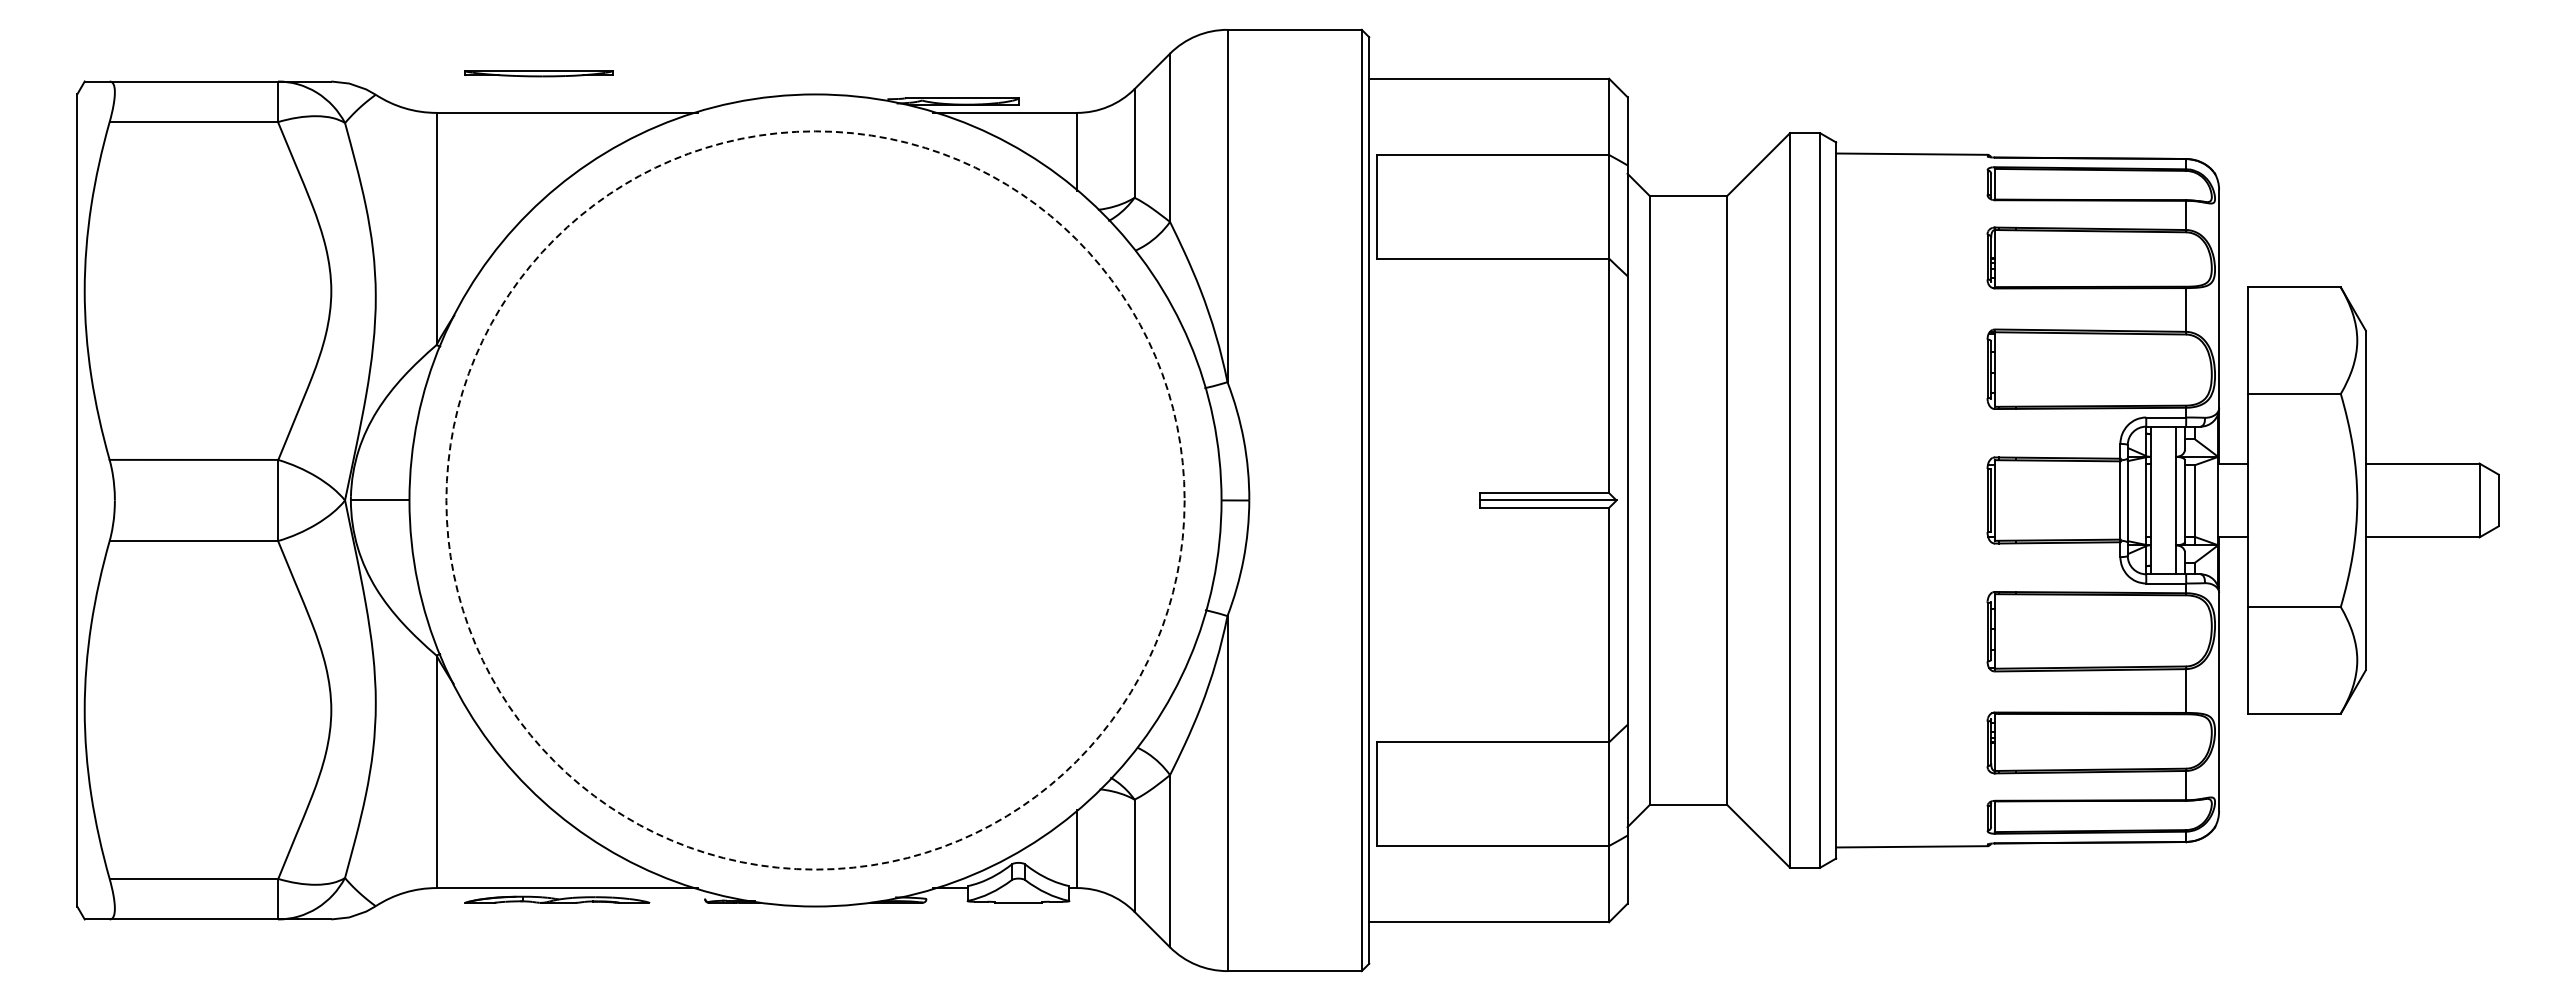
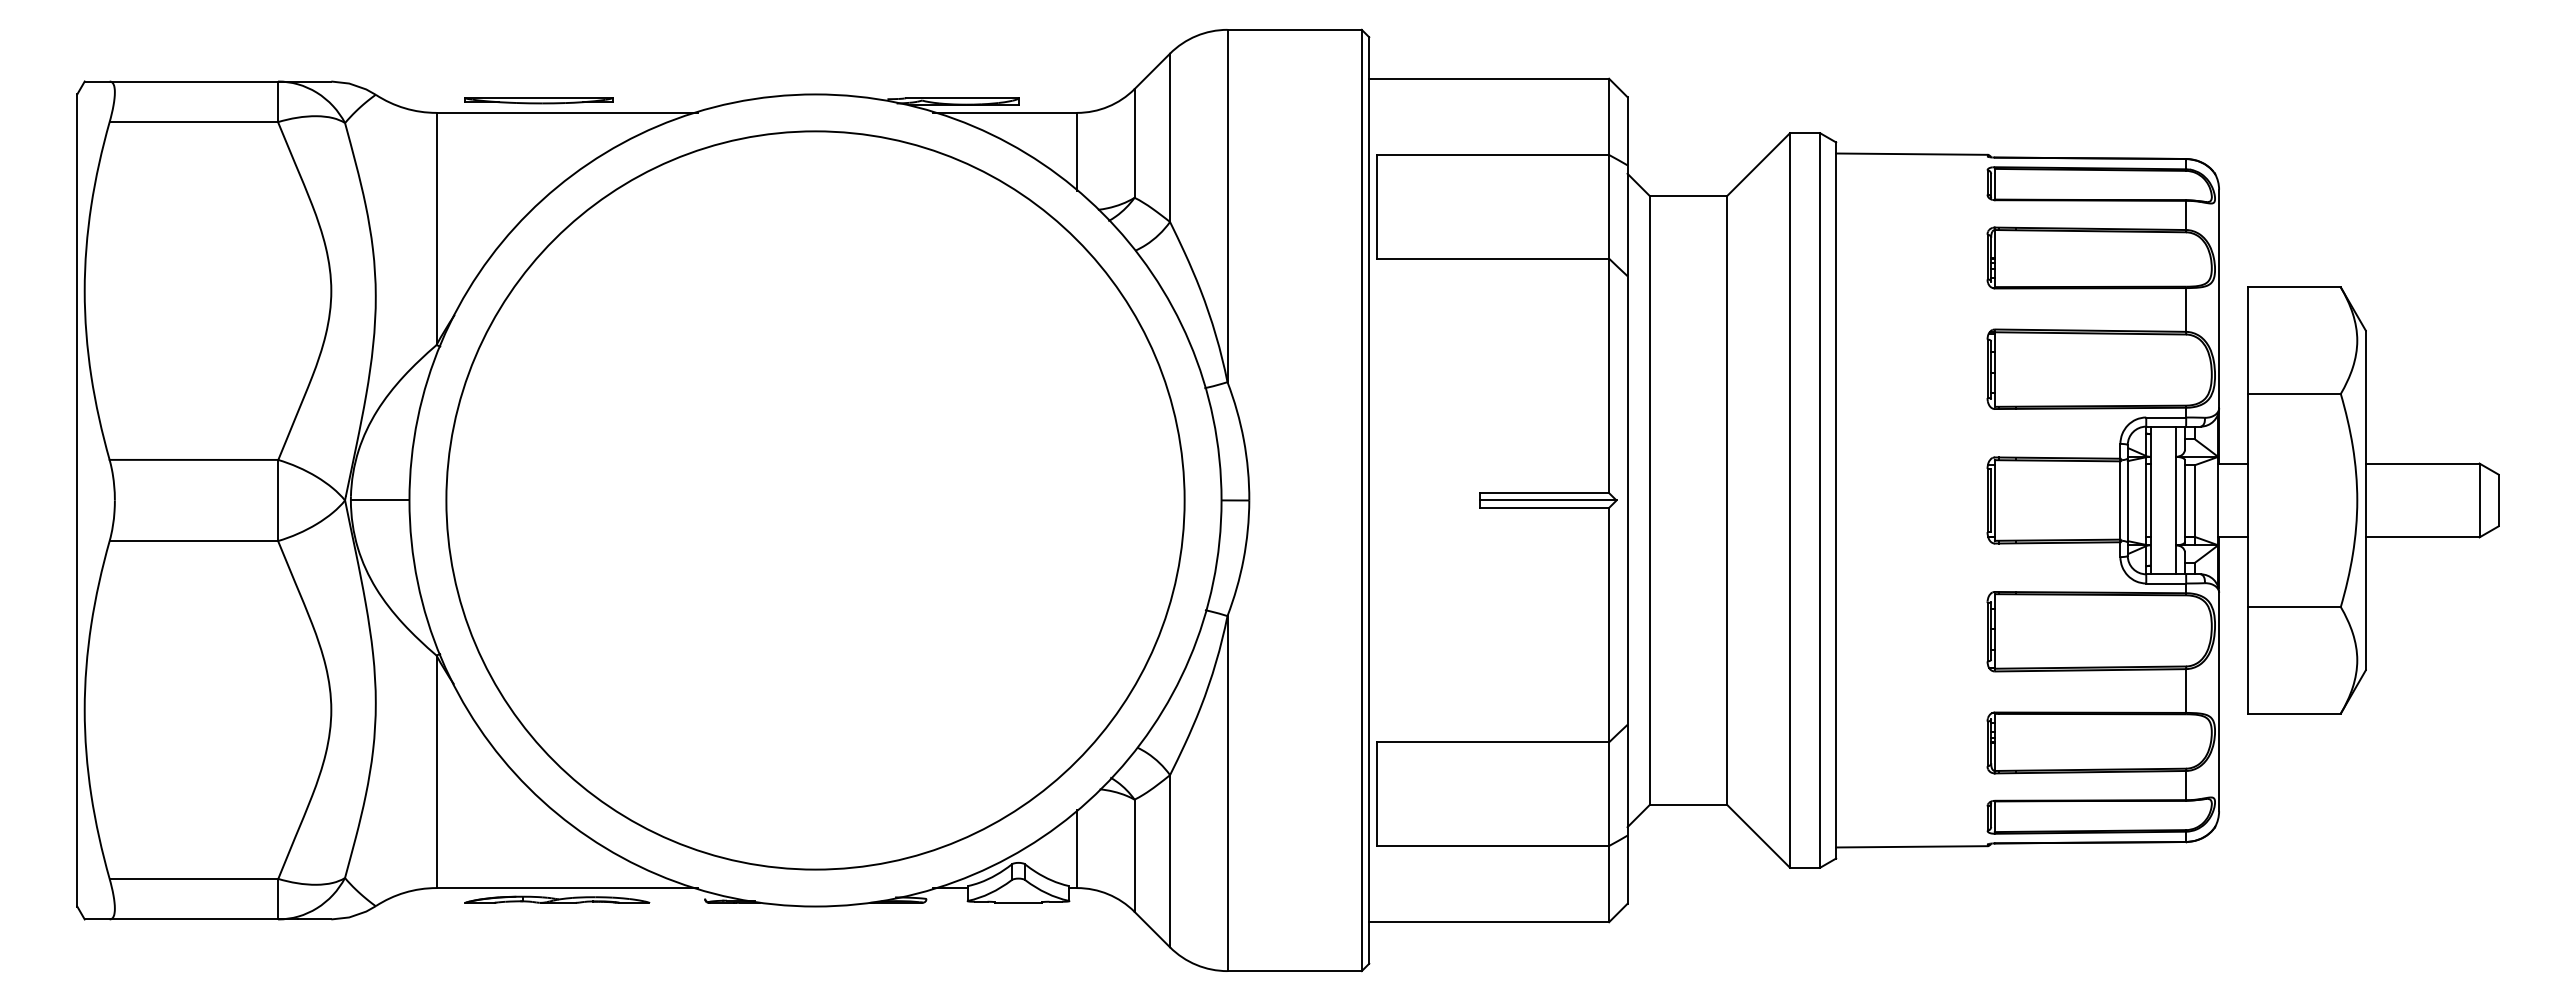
part position: (538, 73) -> (538, 100) (538, 100)
circle: dashed -> solid (815, 500)
